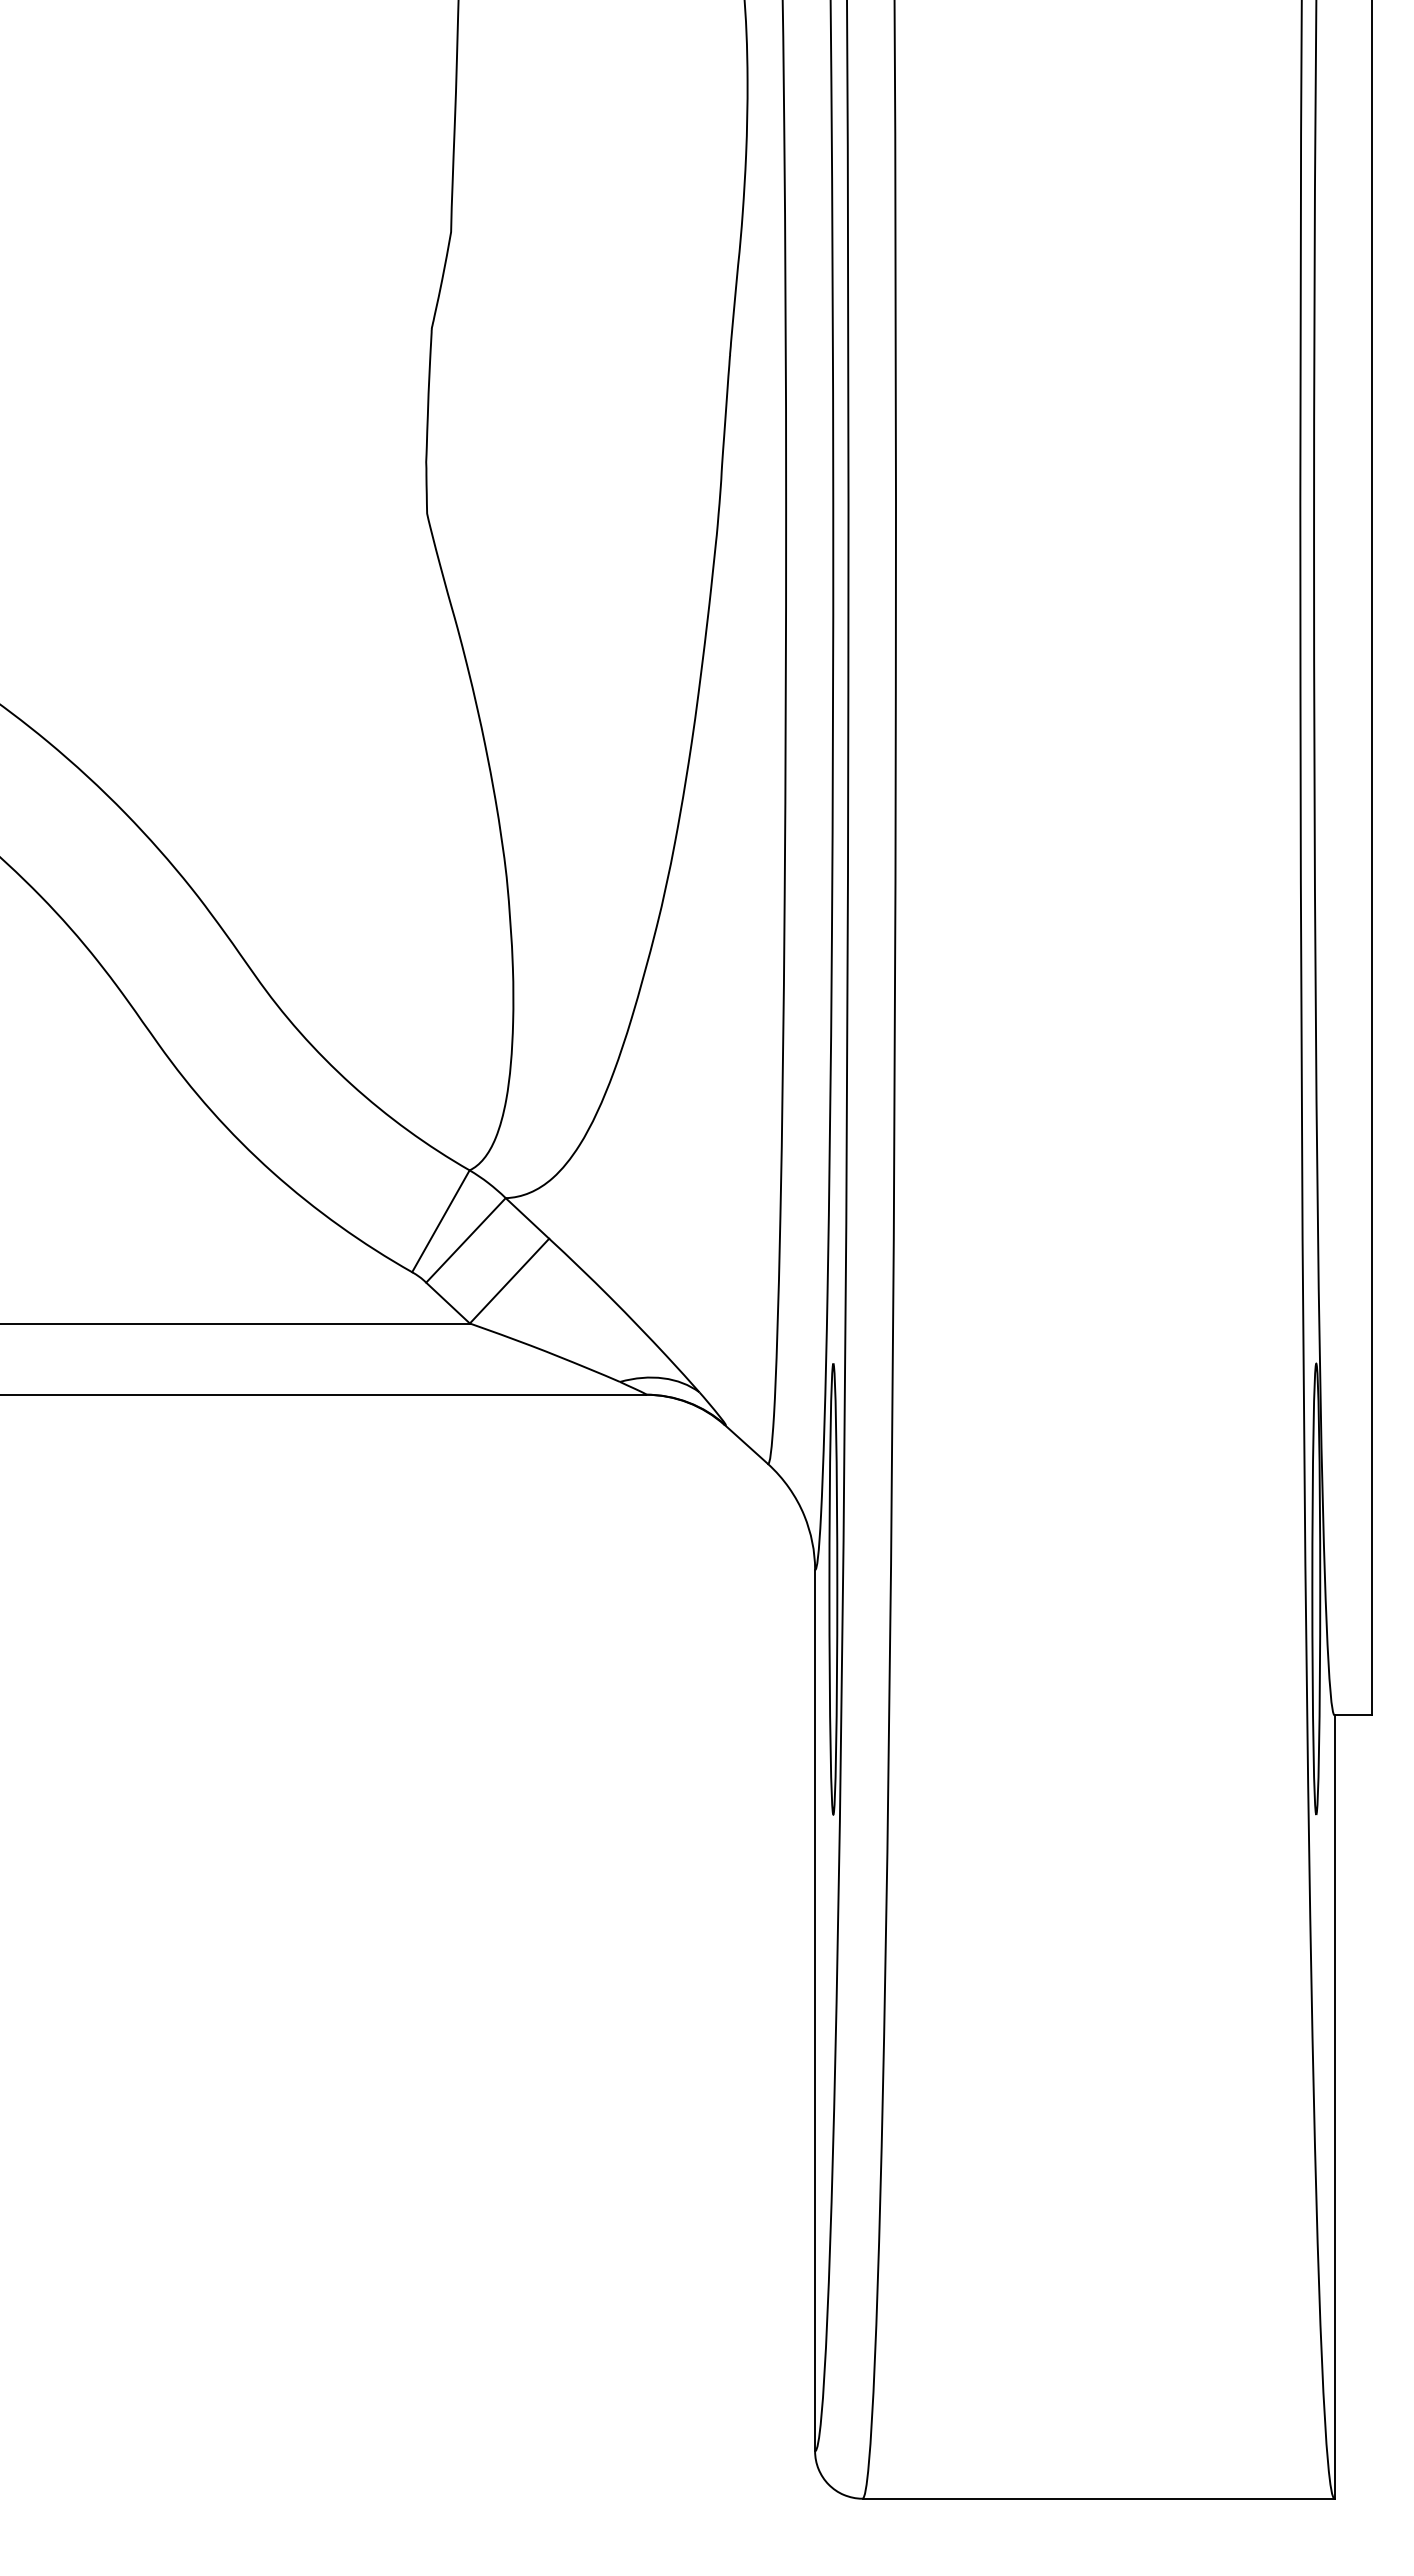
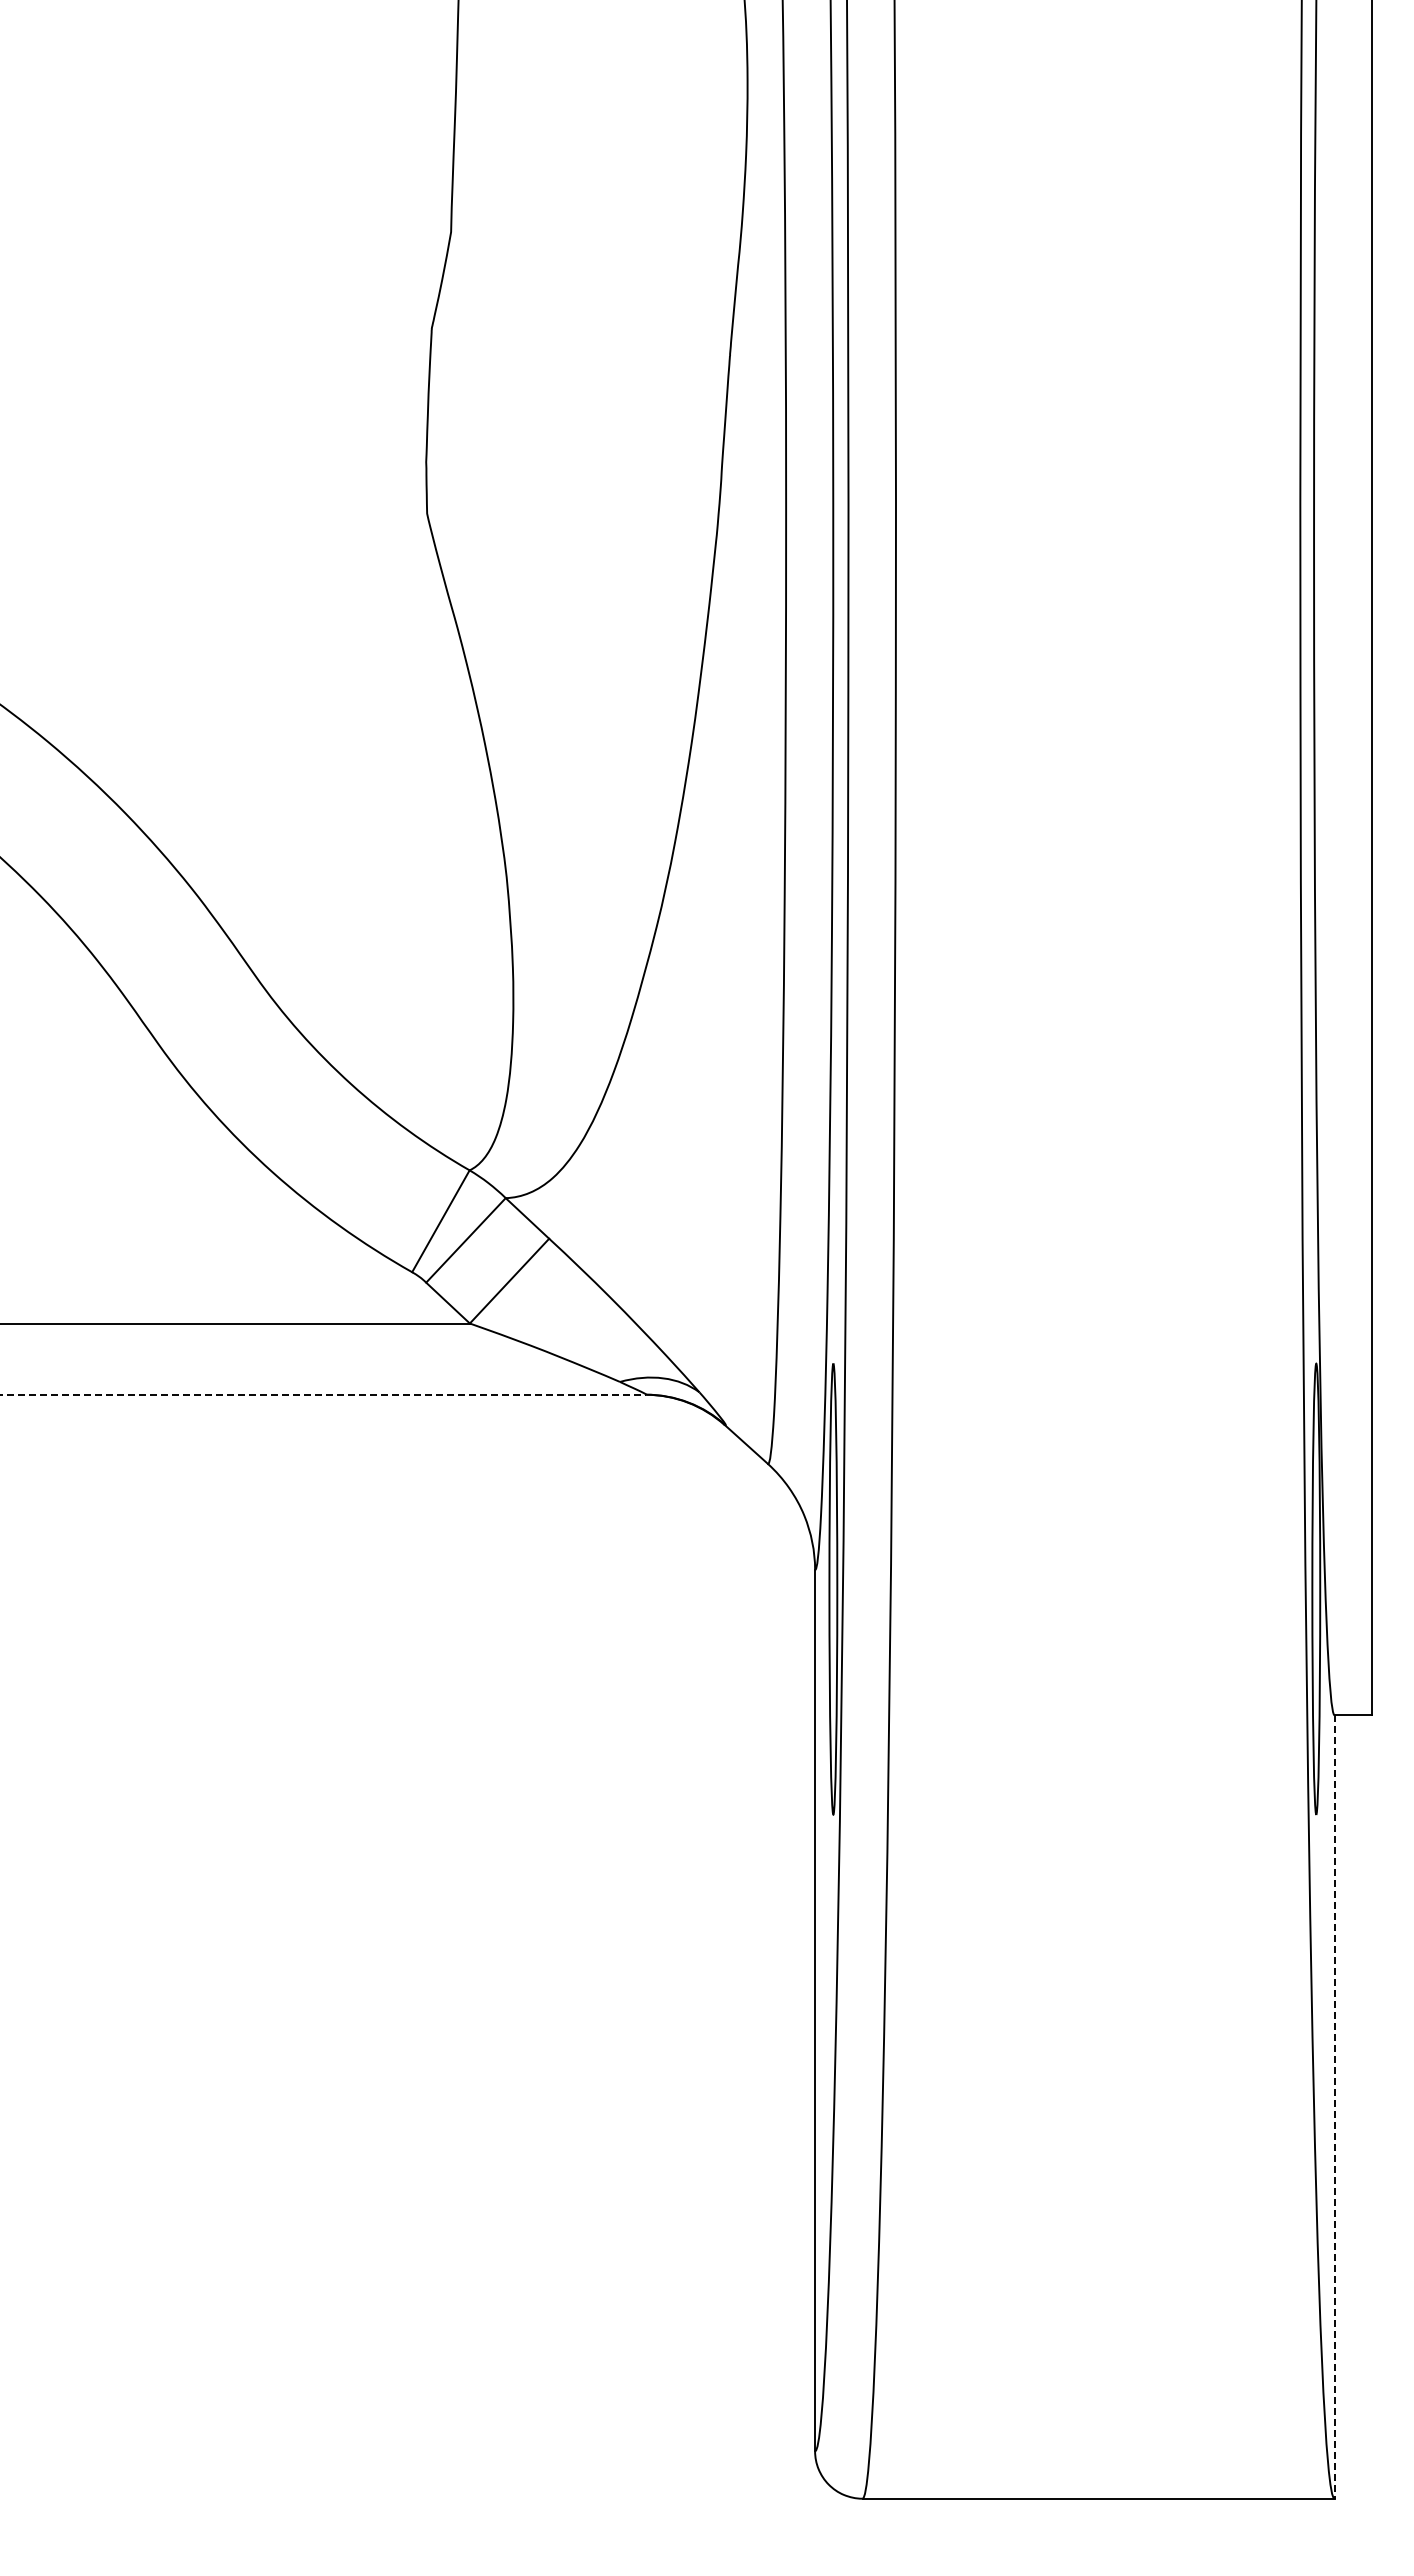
line: solid -> dashed (323, 1394)
line: solid -> dashed (1334, 2106)
